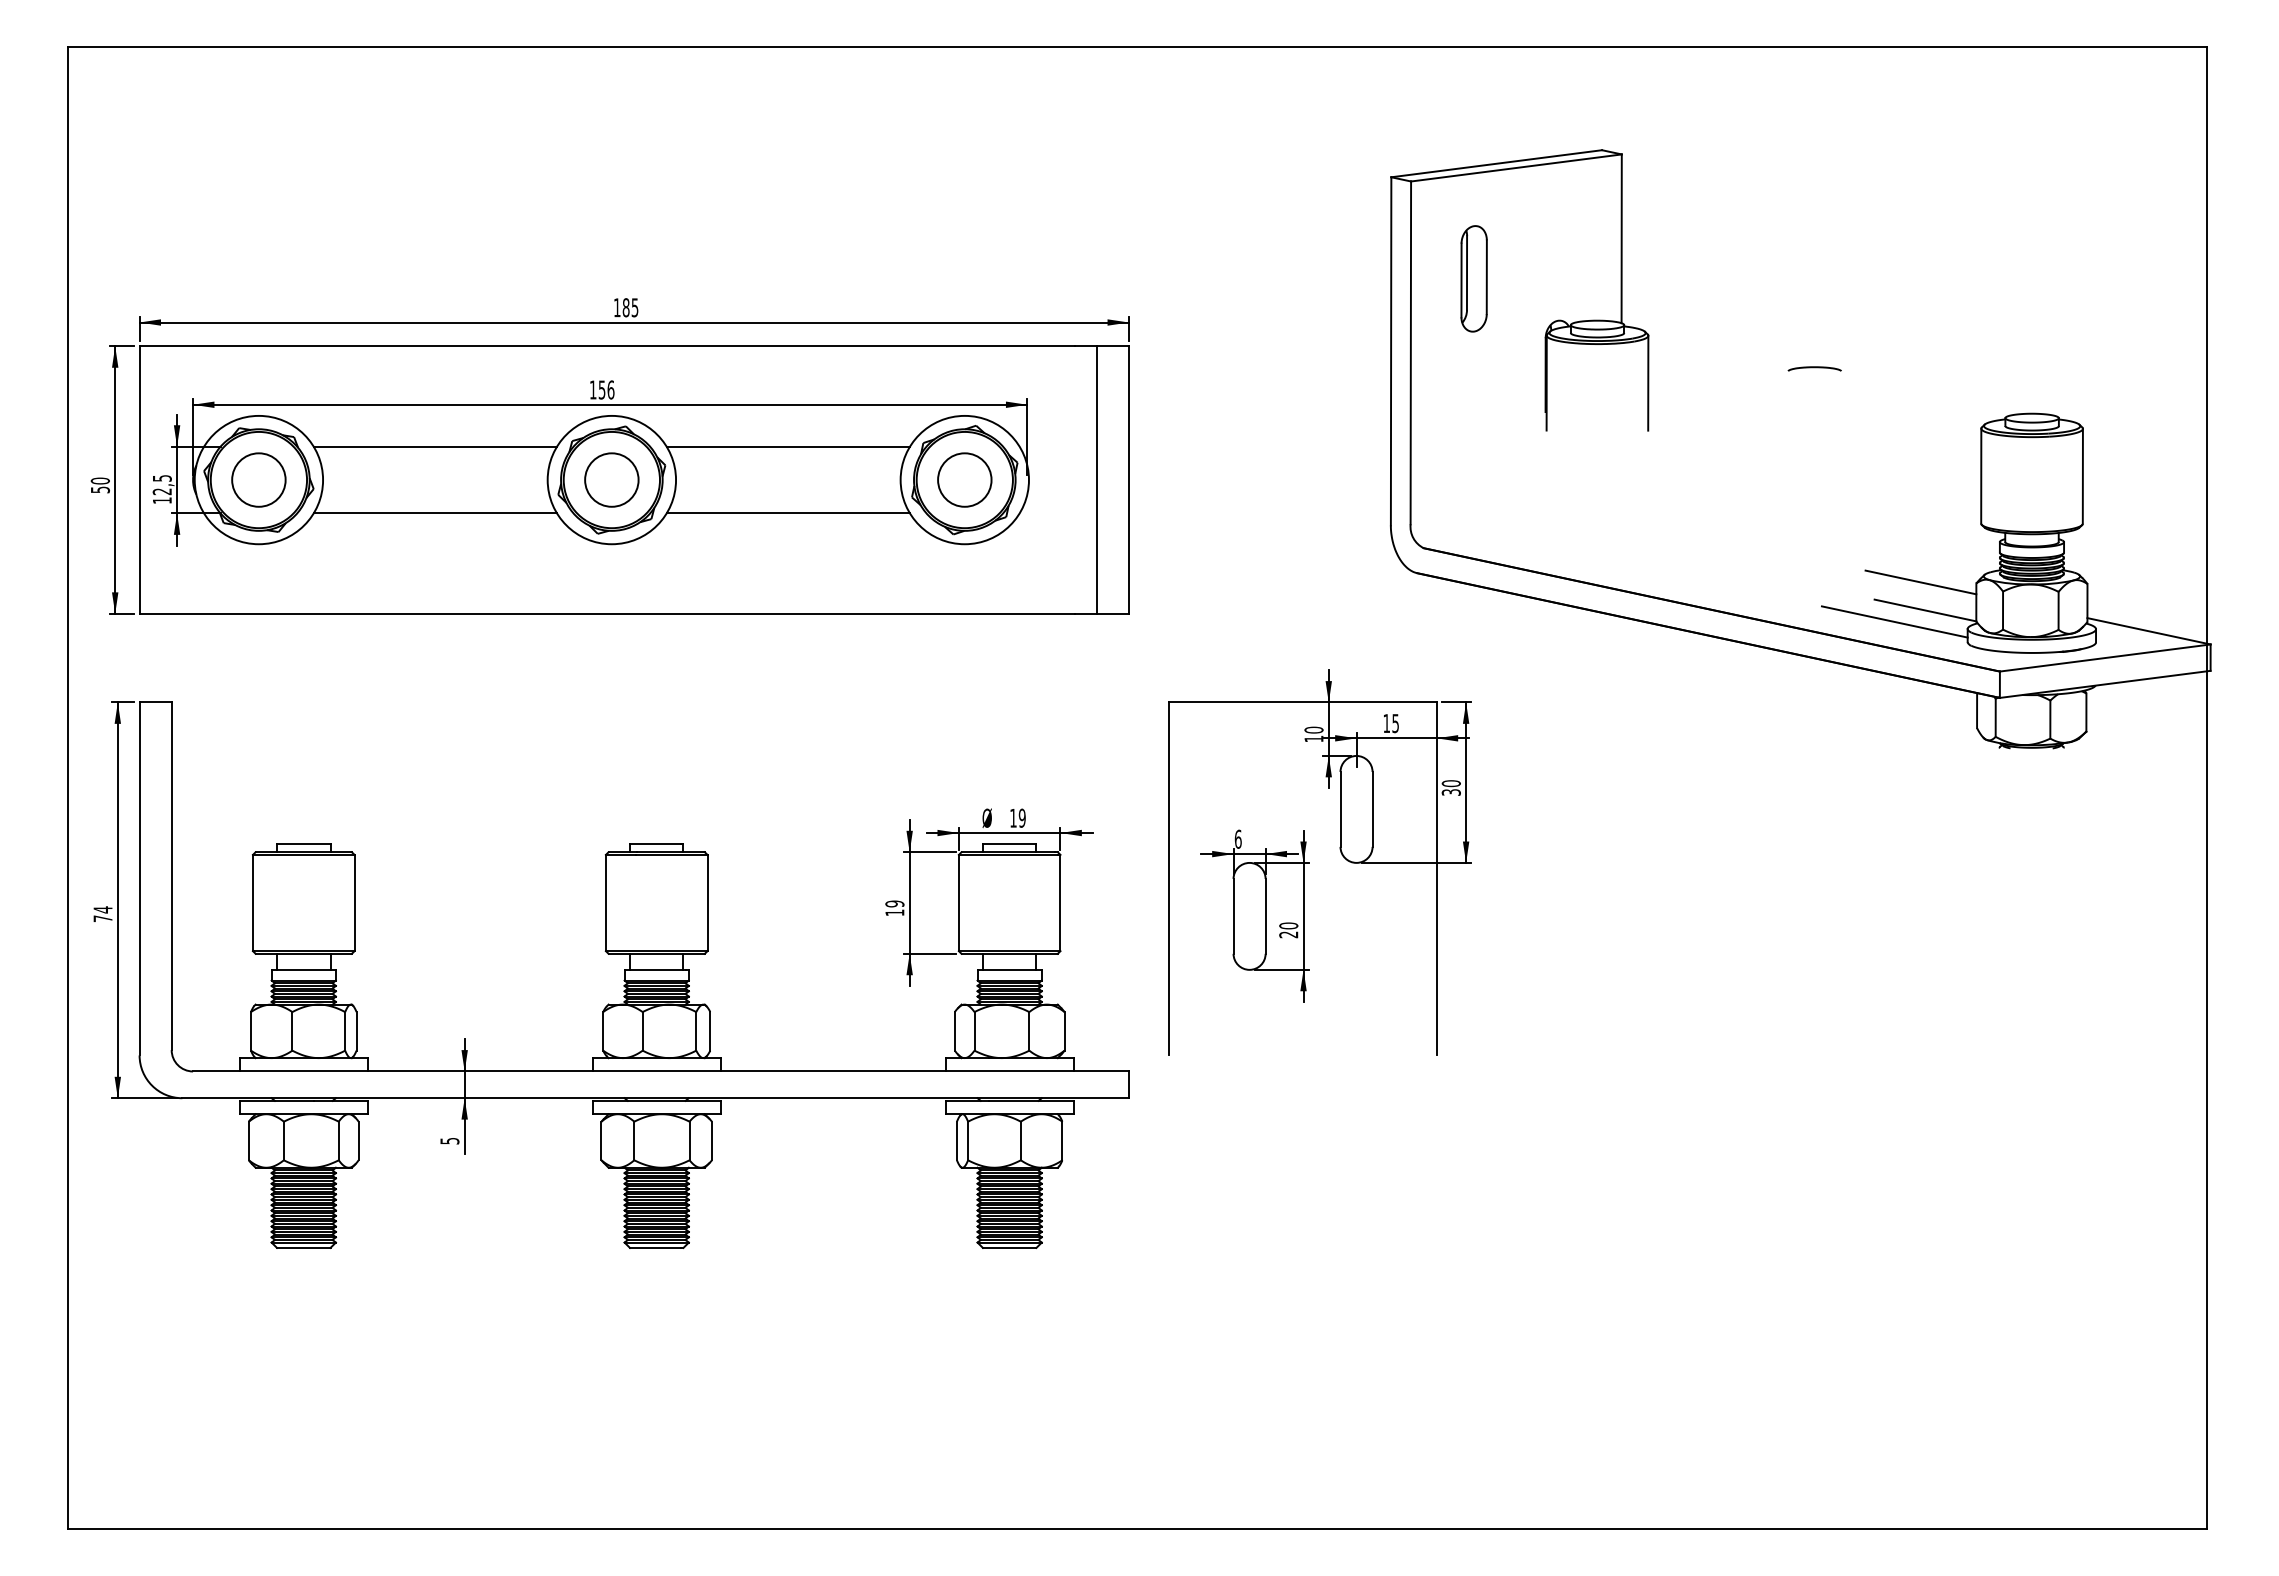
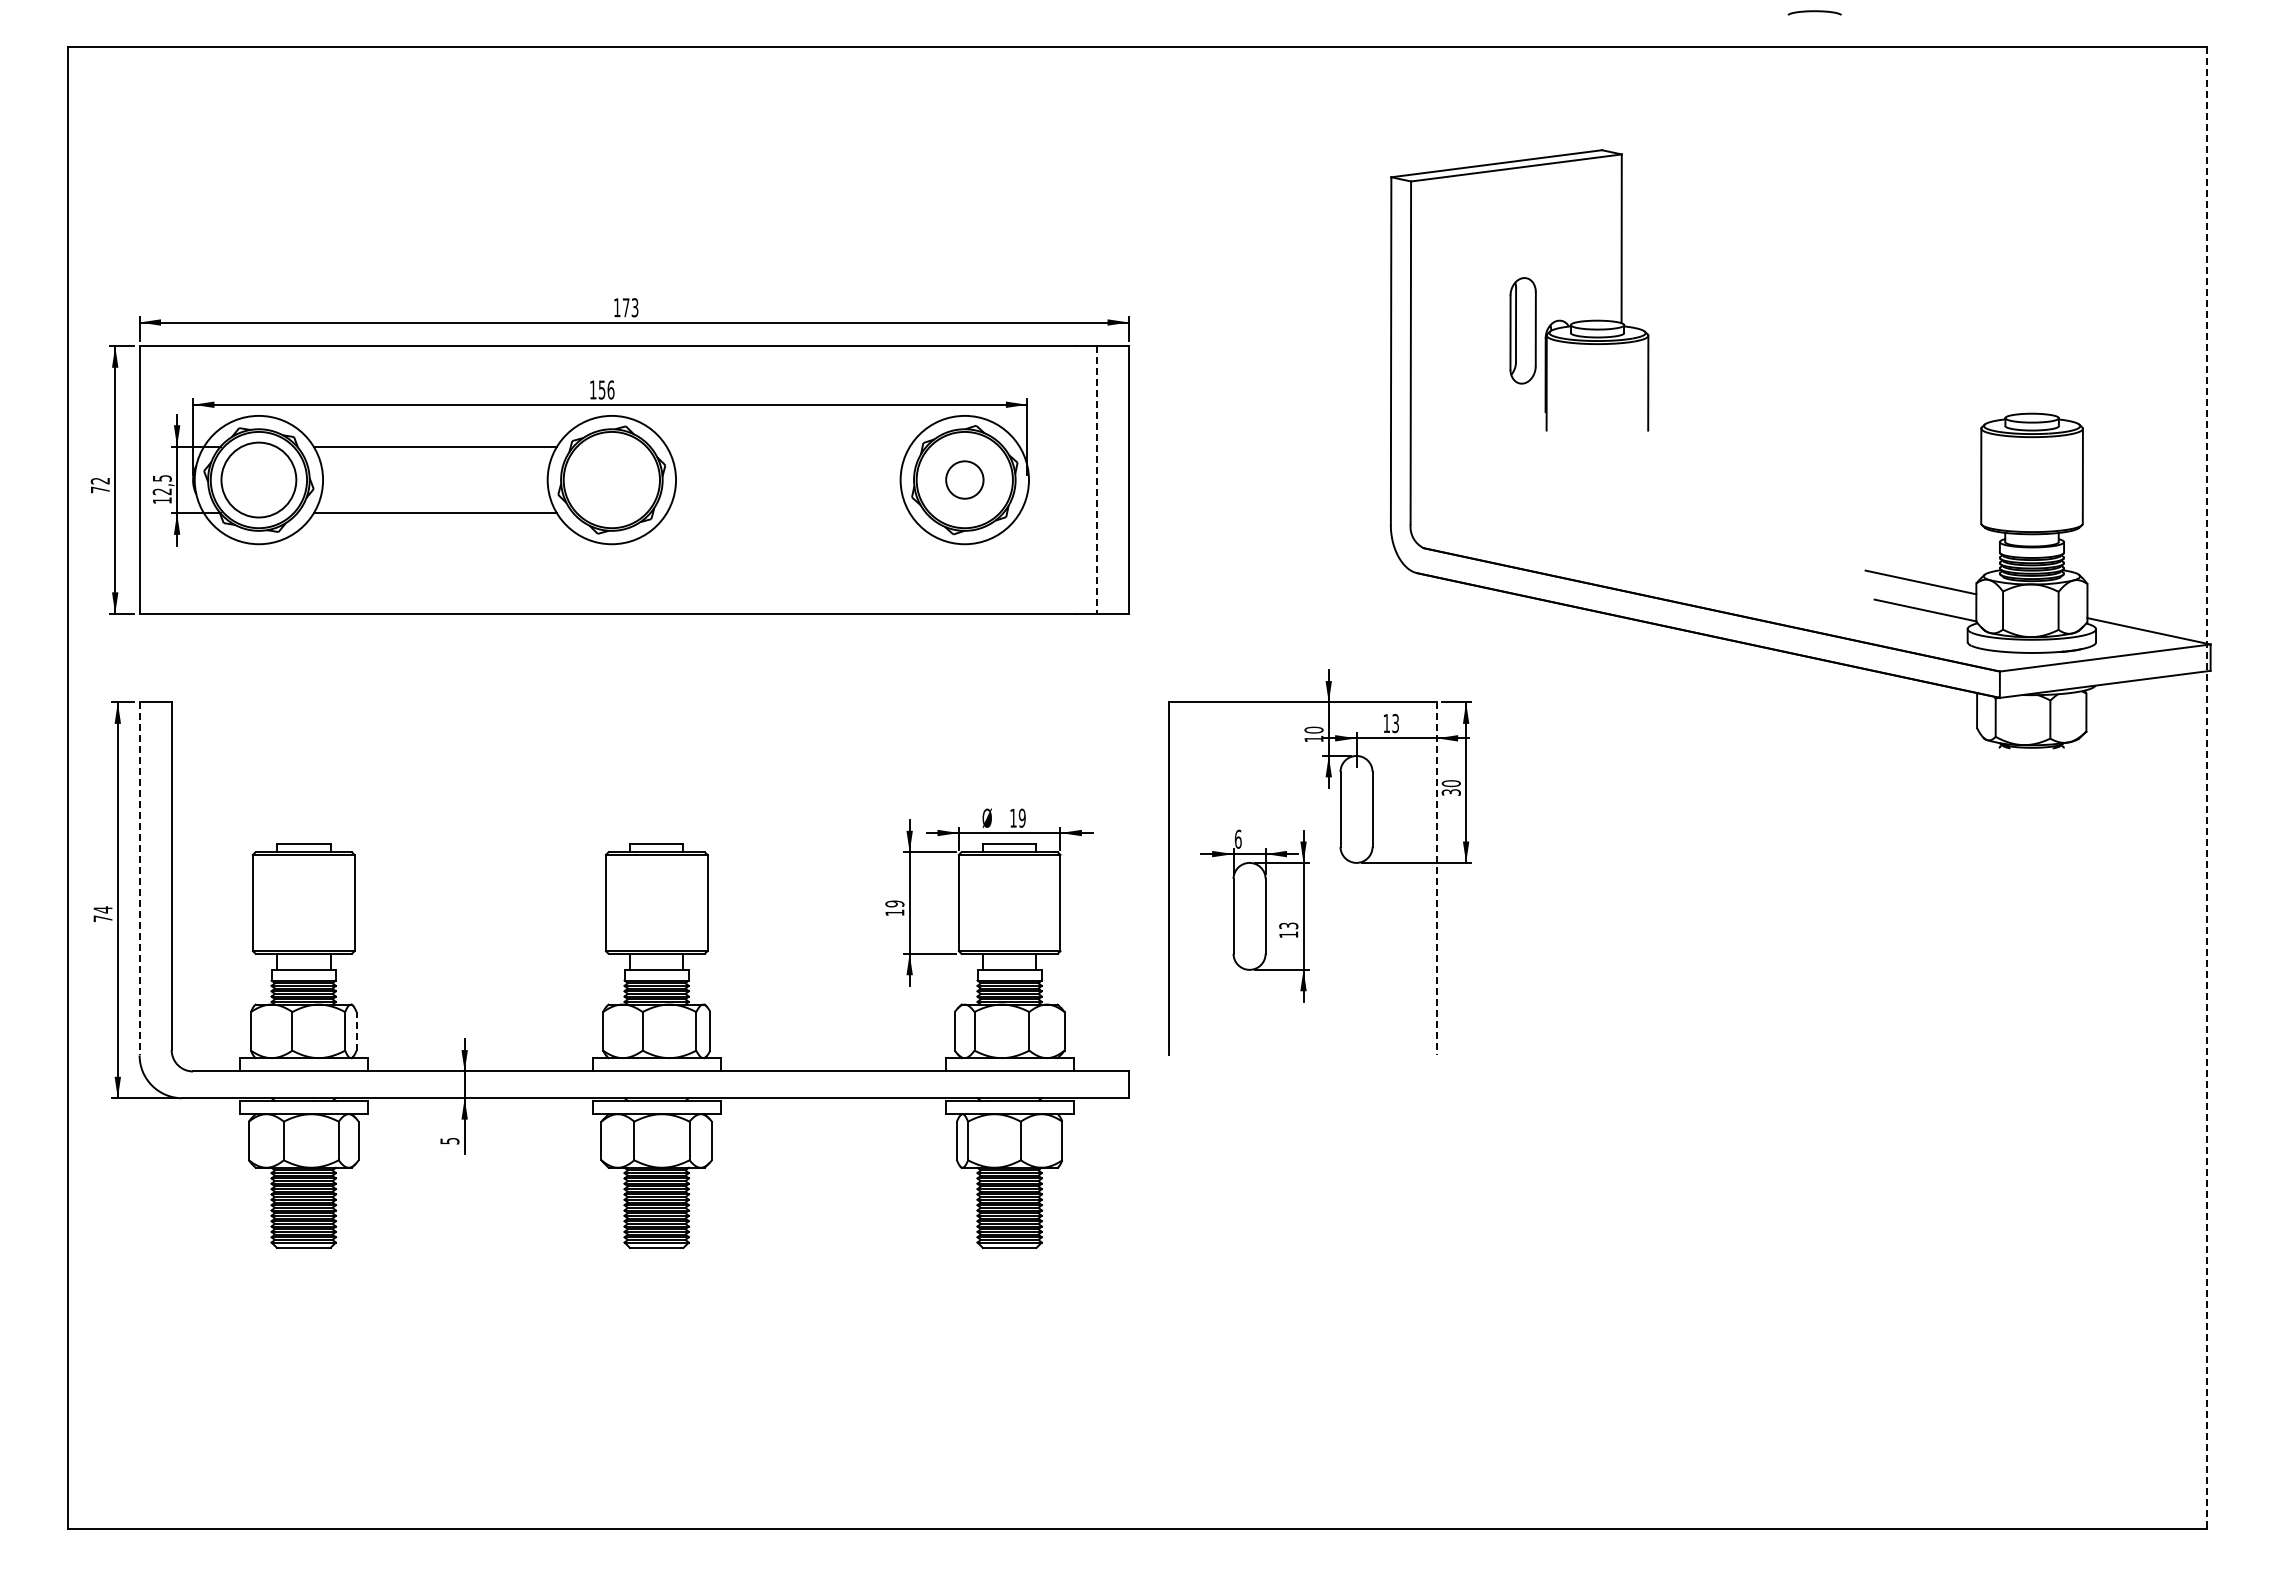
part position: (1473, 278) -> (1522, 330) (1522, 330)
text: 185 -> 173 (630, 307)
curve position: (1814, 368) -> (1814, 12) (1814, 12)
line: present -> none (788, 446)
circle diameter: 53 px -> 75 px (258, 479)
circle: present -> none (611, 479)
circle size: 56x56 px -> 40x40 px (964, 479)
line: solid -> dashed (1096, 480)
text: 50 -> 72 (99, 485)
line: present -> none (788, 513)
line: present -> none (1894, 621)
text: 15 -> 13 (1395, 722)
line: solid -> dashed (2207, 788)
line: solid -> dashed (139, 879)
line: solid -> dashed (1436, 879)
text: 20 -> 13 (1288, 930)
line: solid -> dashed (356, 1030)
